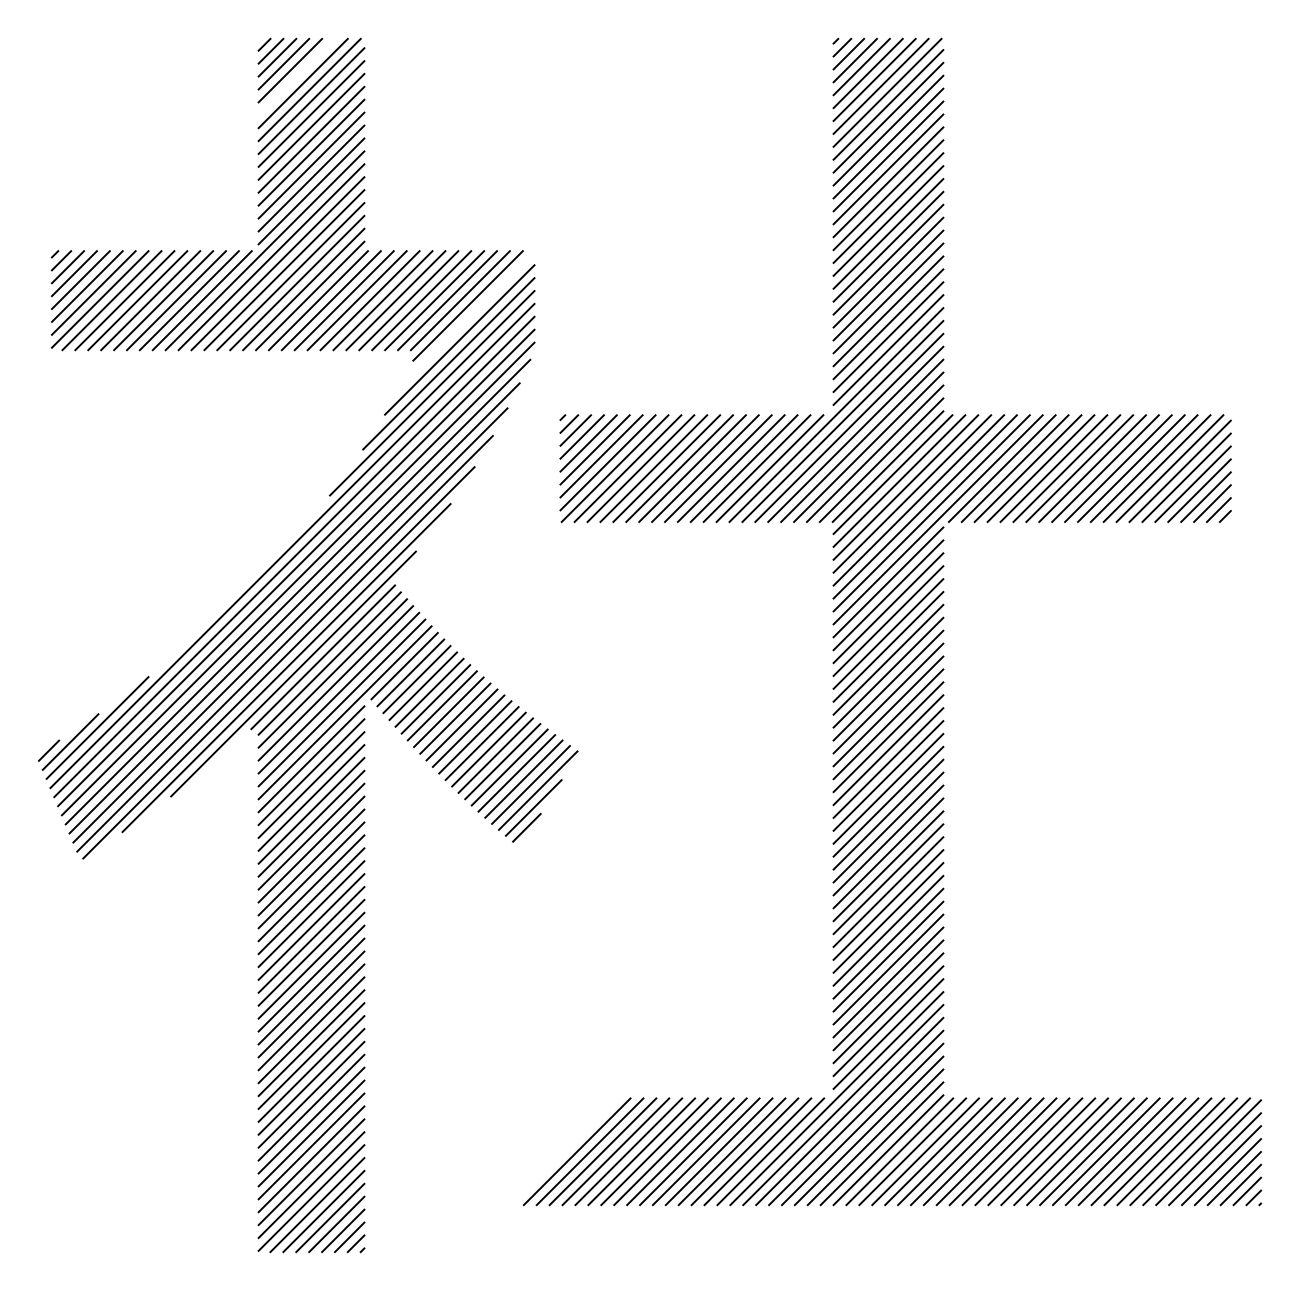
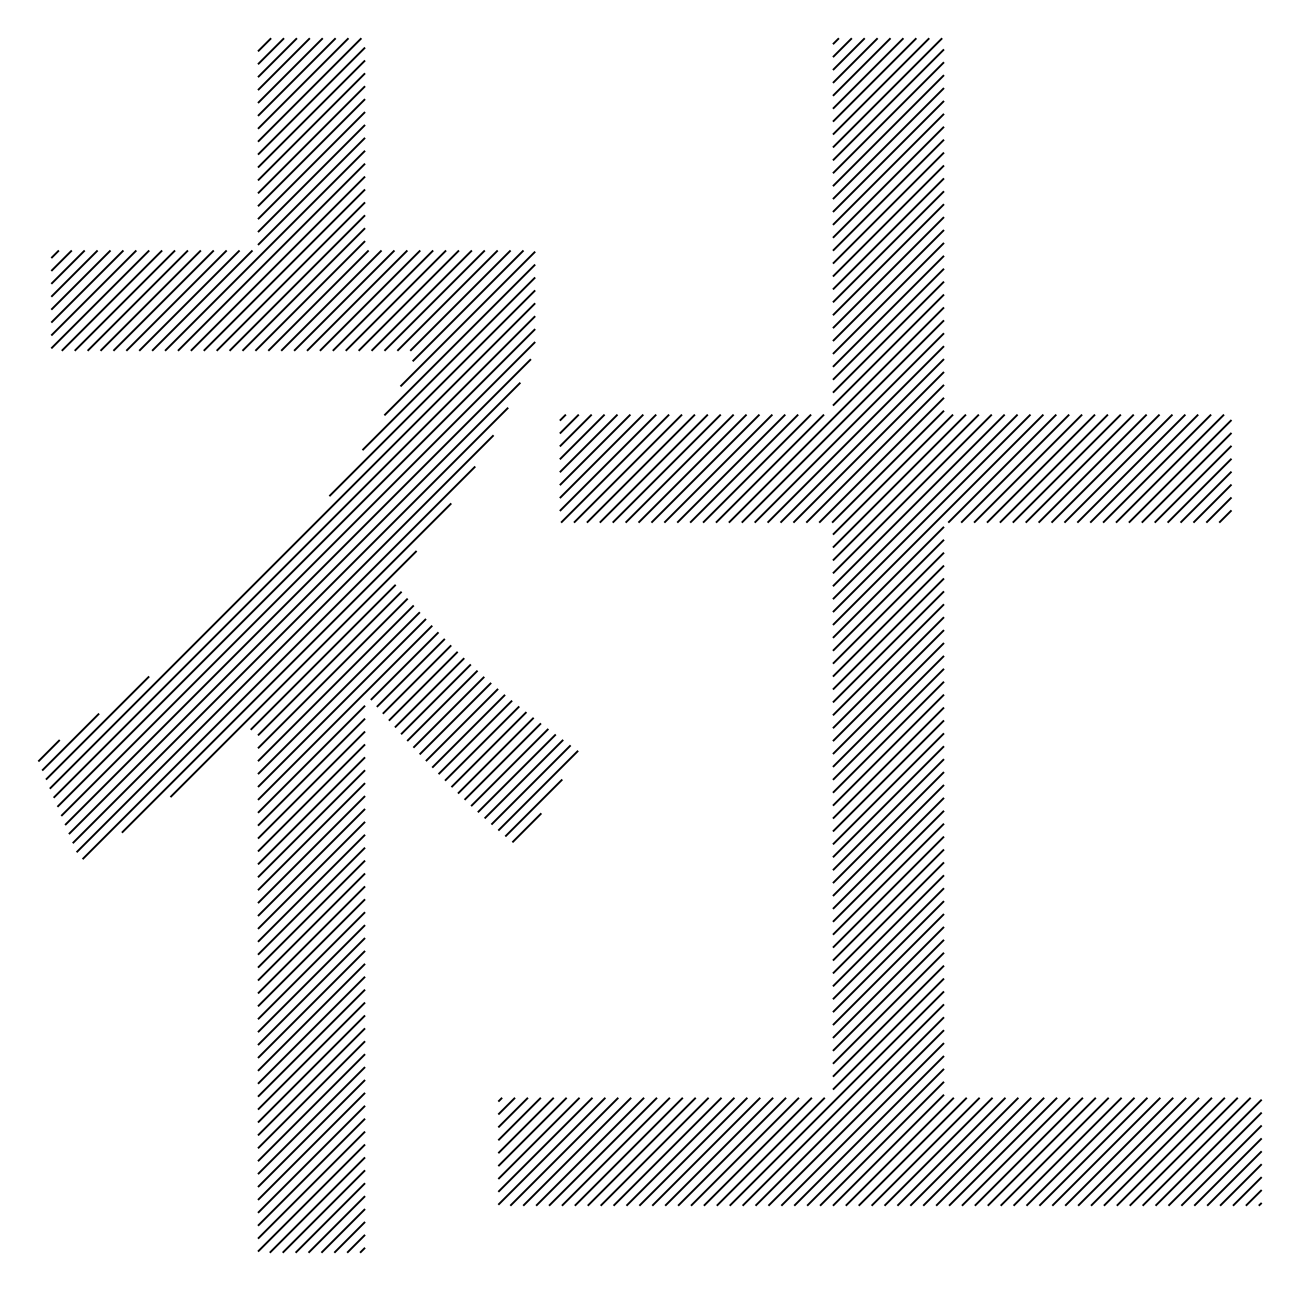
line: none -> present (296, 76)
line: none -> present (467, 318)
part: none -> present (557, 1151)
